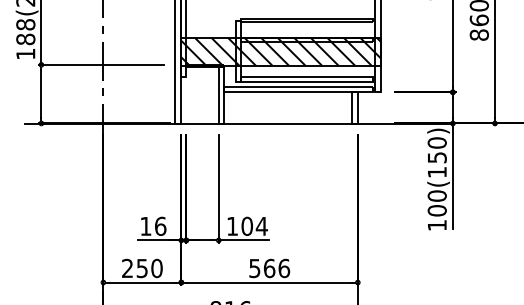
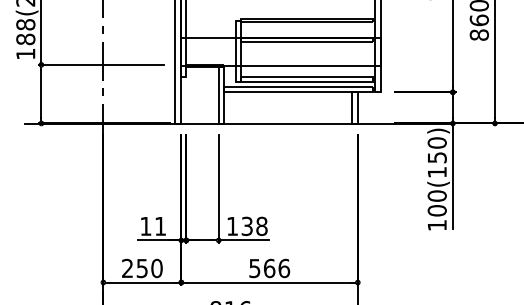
hatch: present -> none (280, 51)
text: 16 -> 11 (160, 225)
text: 104 -> 138 (254, 225)
